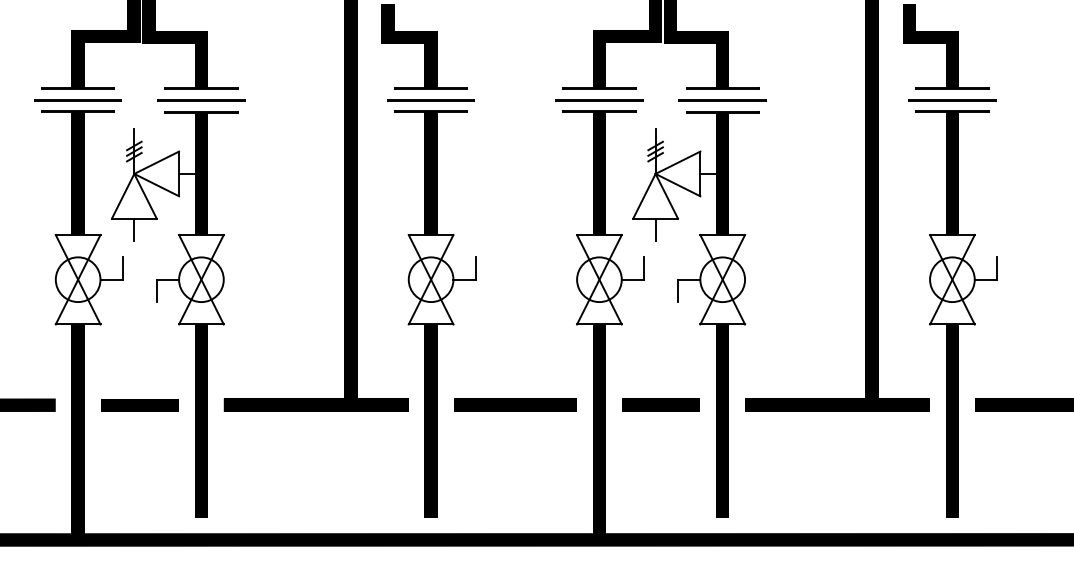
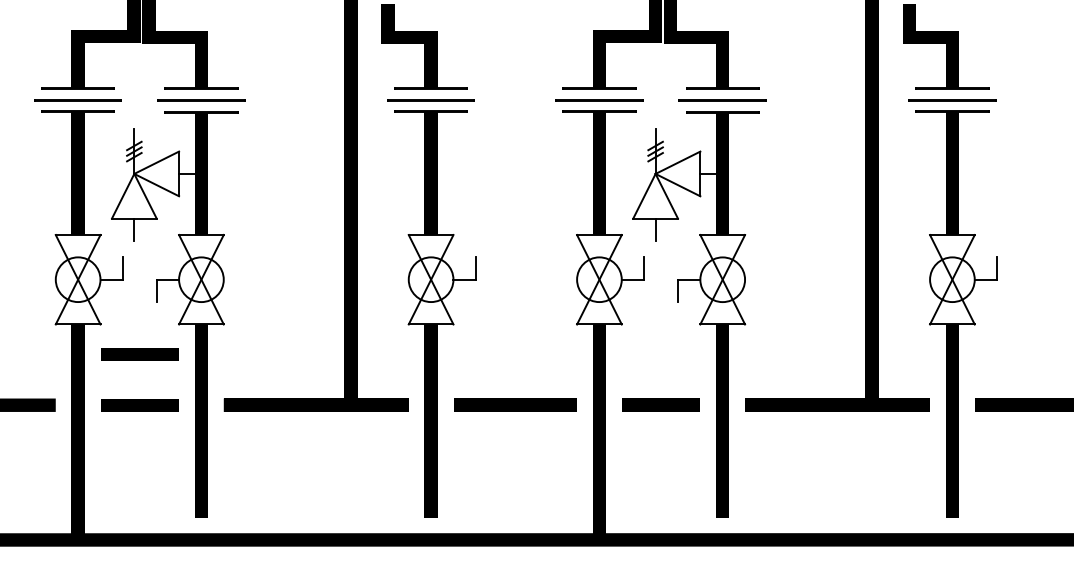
line: none -> present (139, 354)
